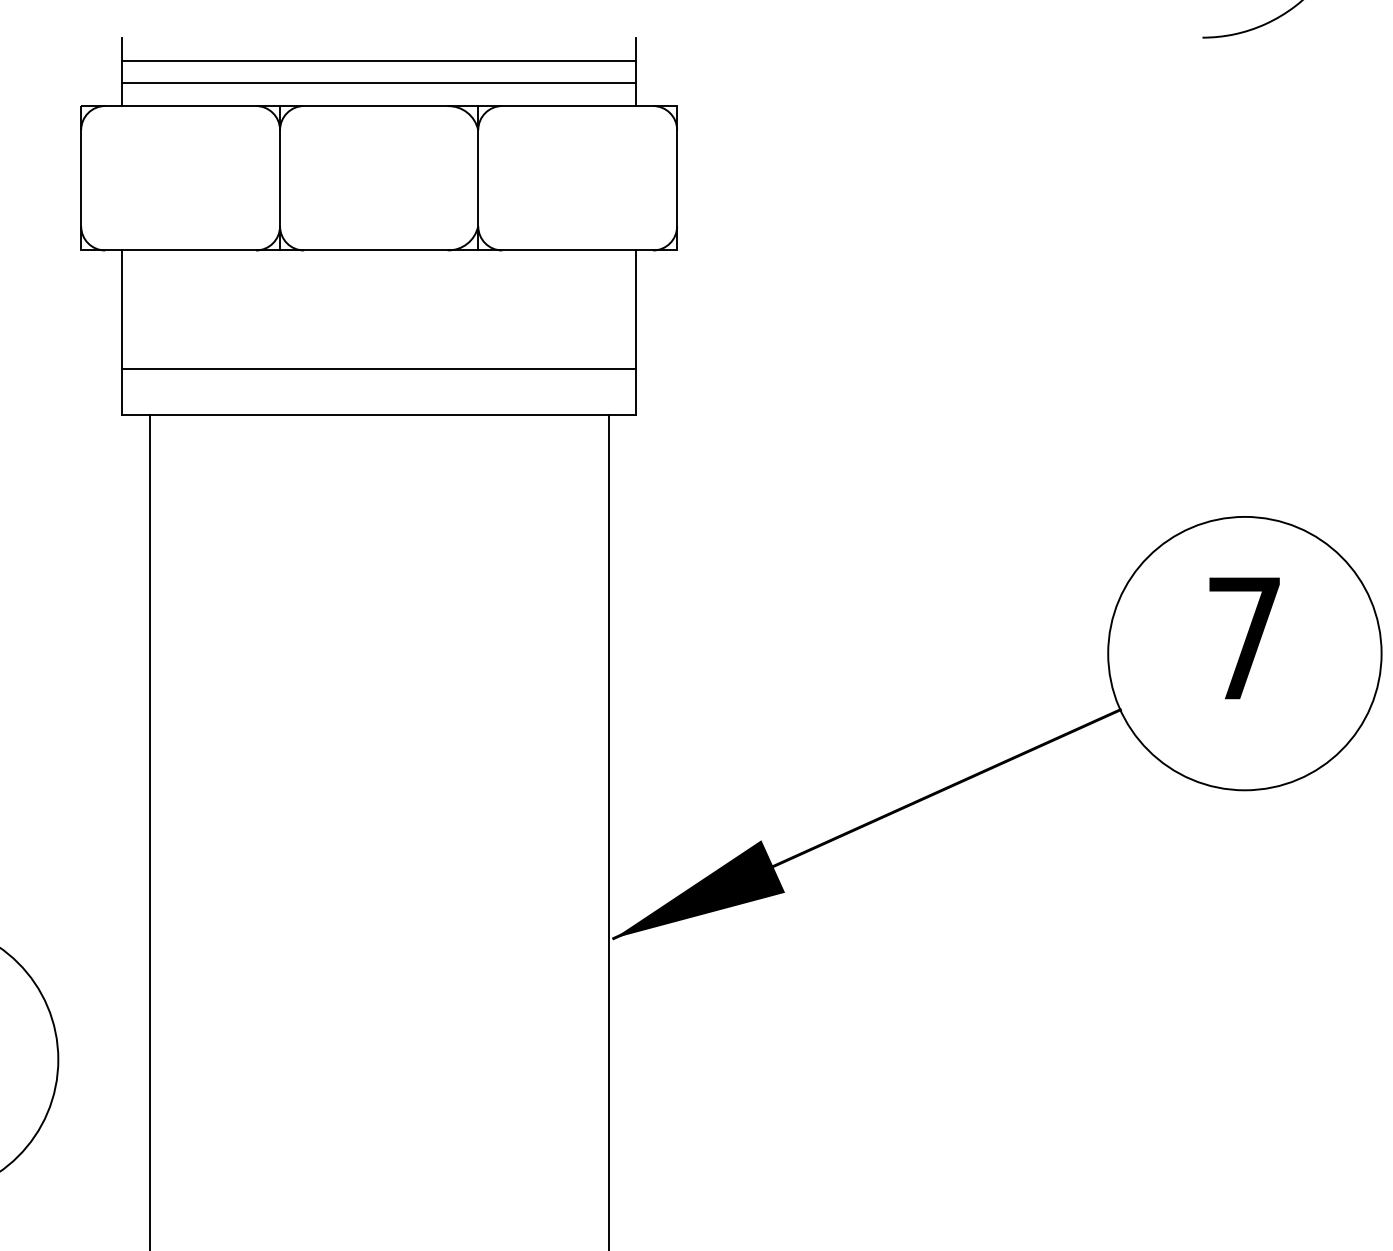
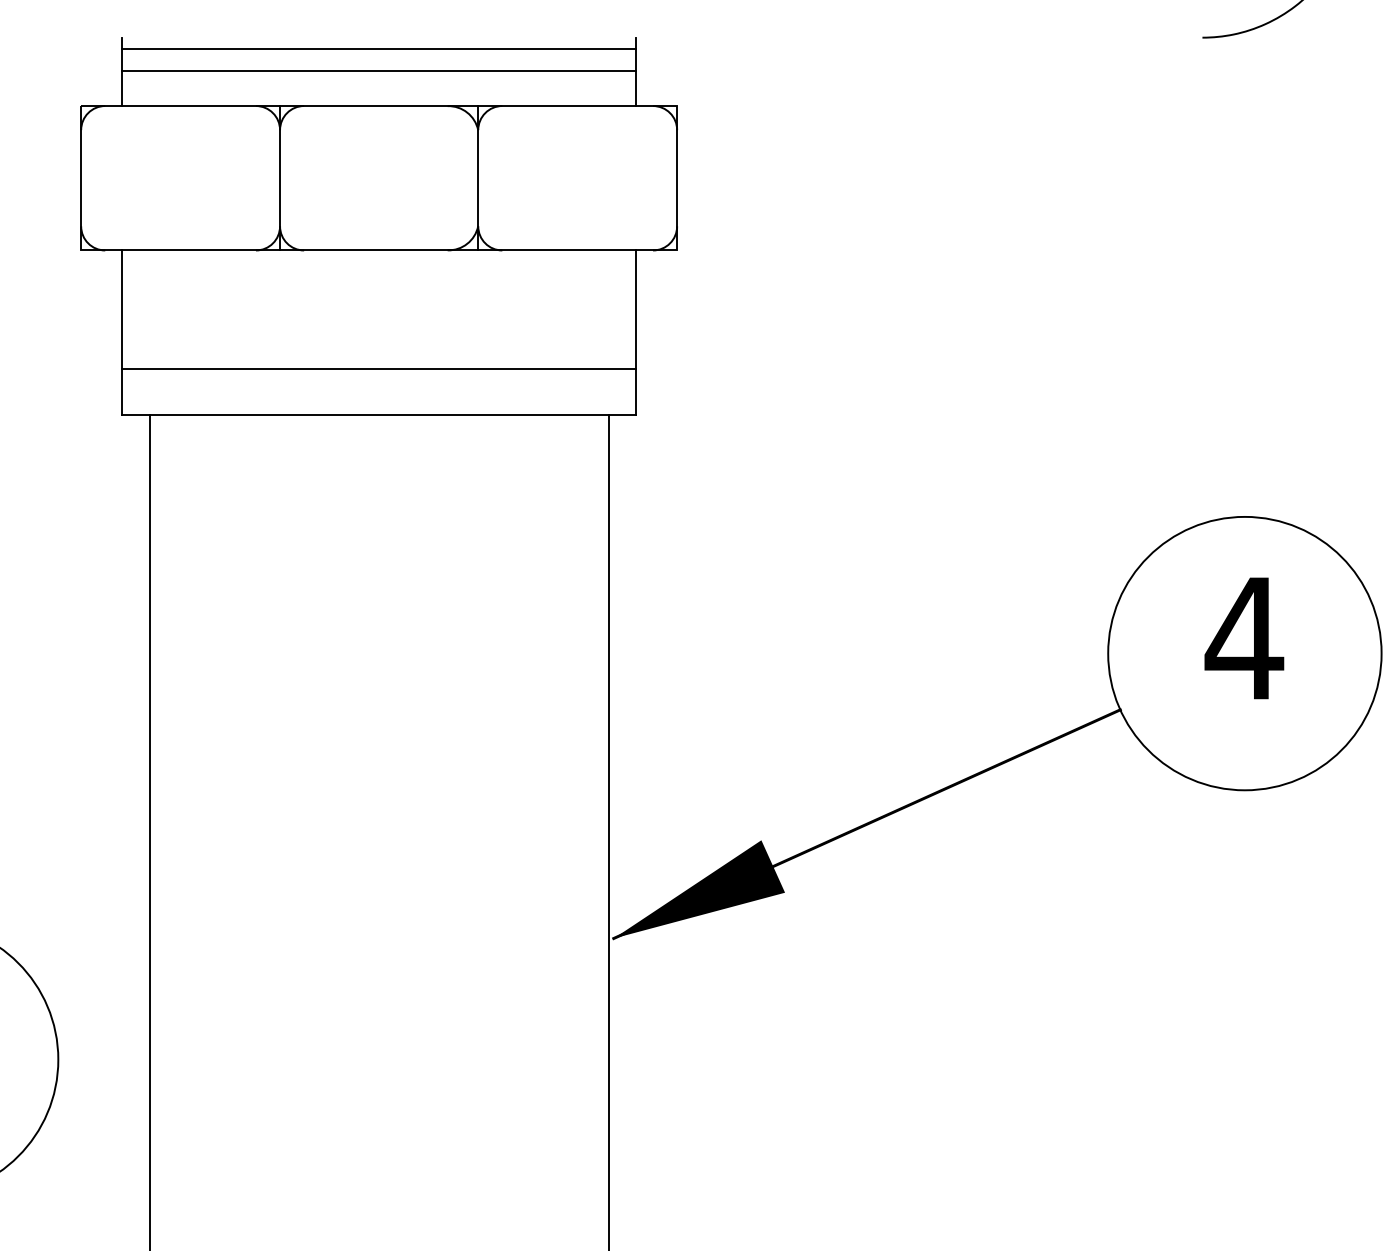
line position: (379, 60) -> (379, 48) (379, 48)
line position: (379, 83) -> (379, 71) (379, 71)
text: 7 -> 4 (1244, 638)
